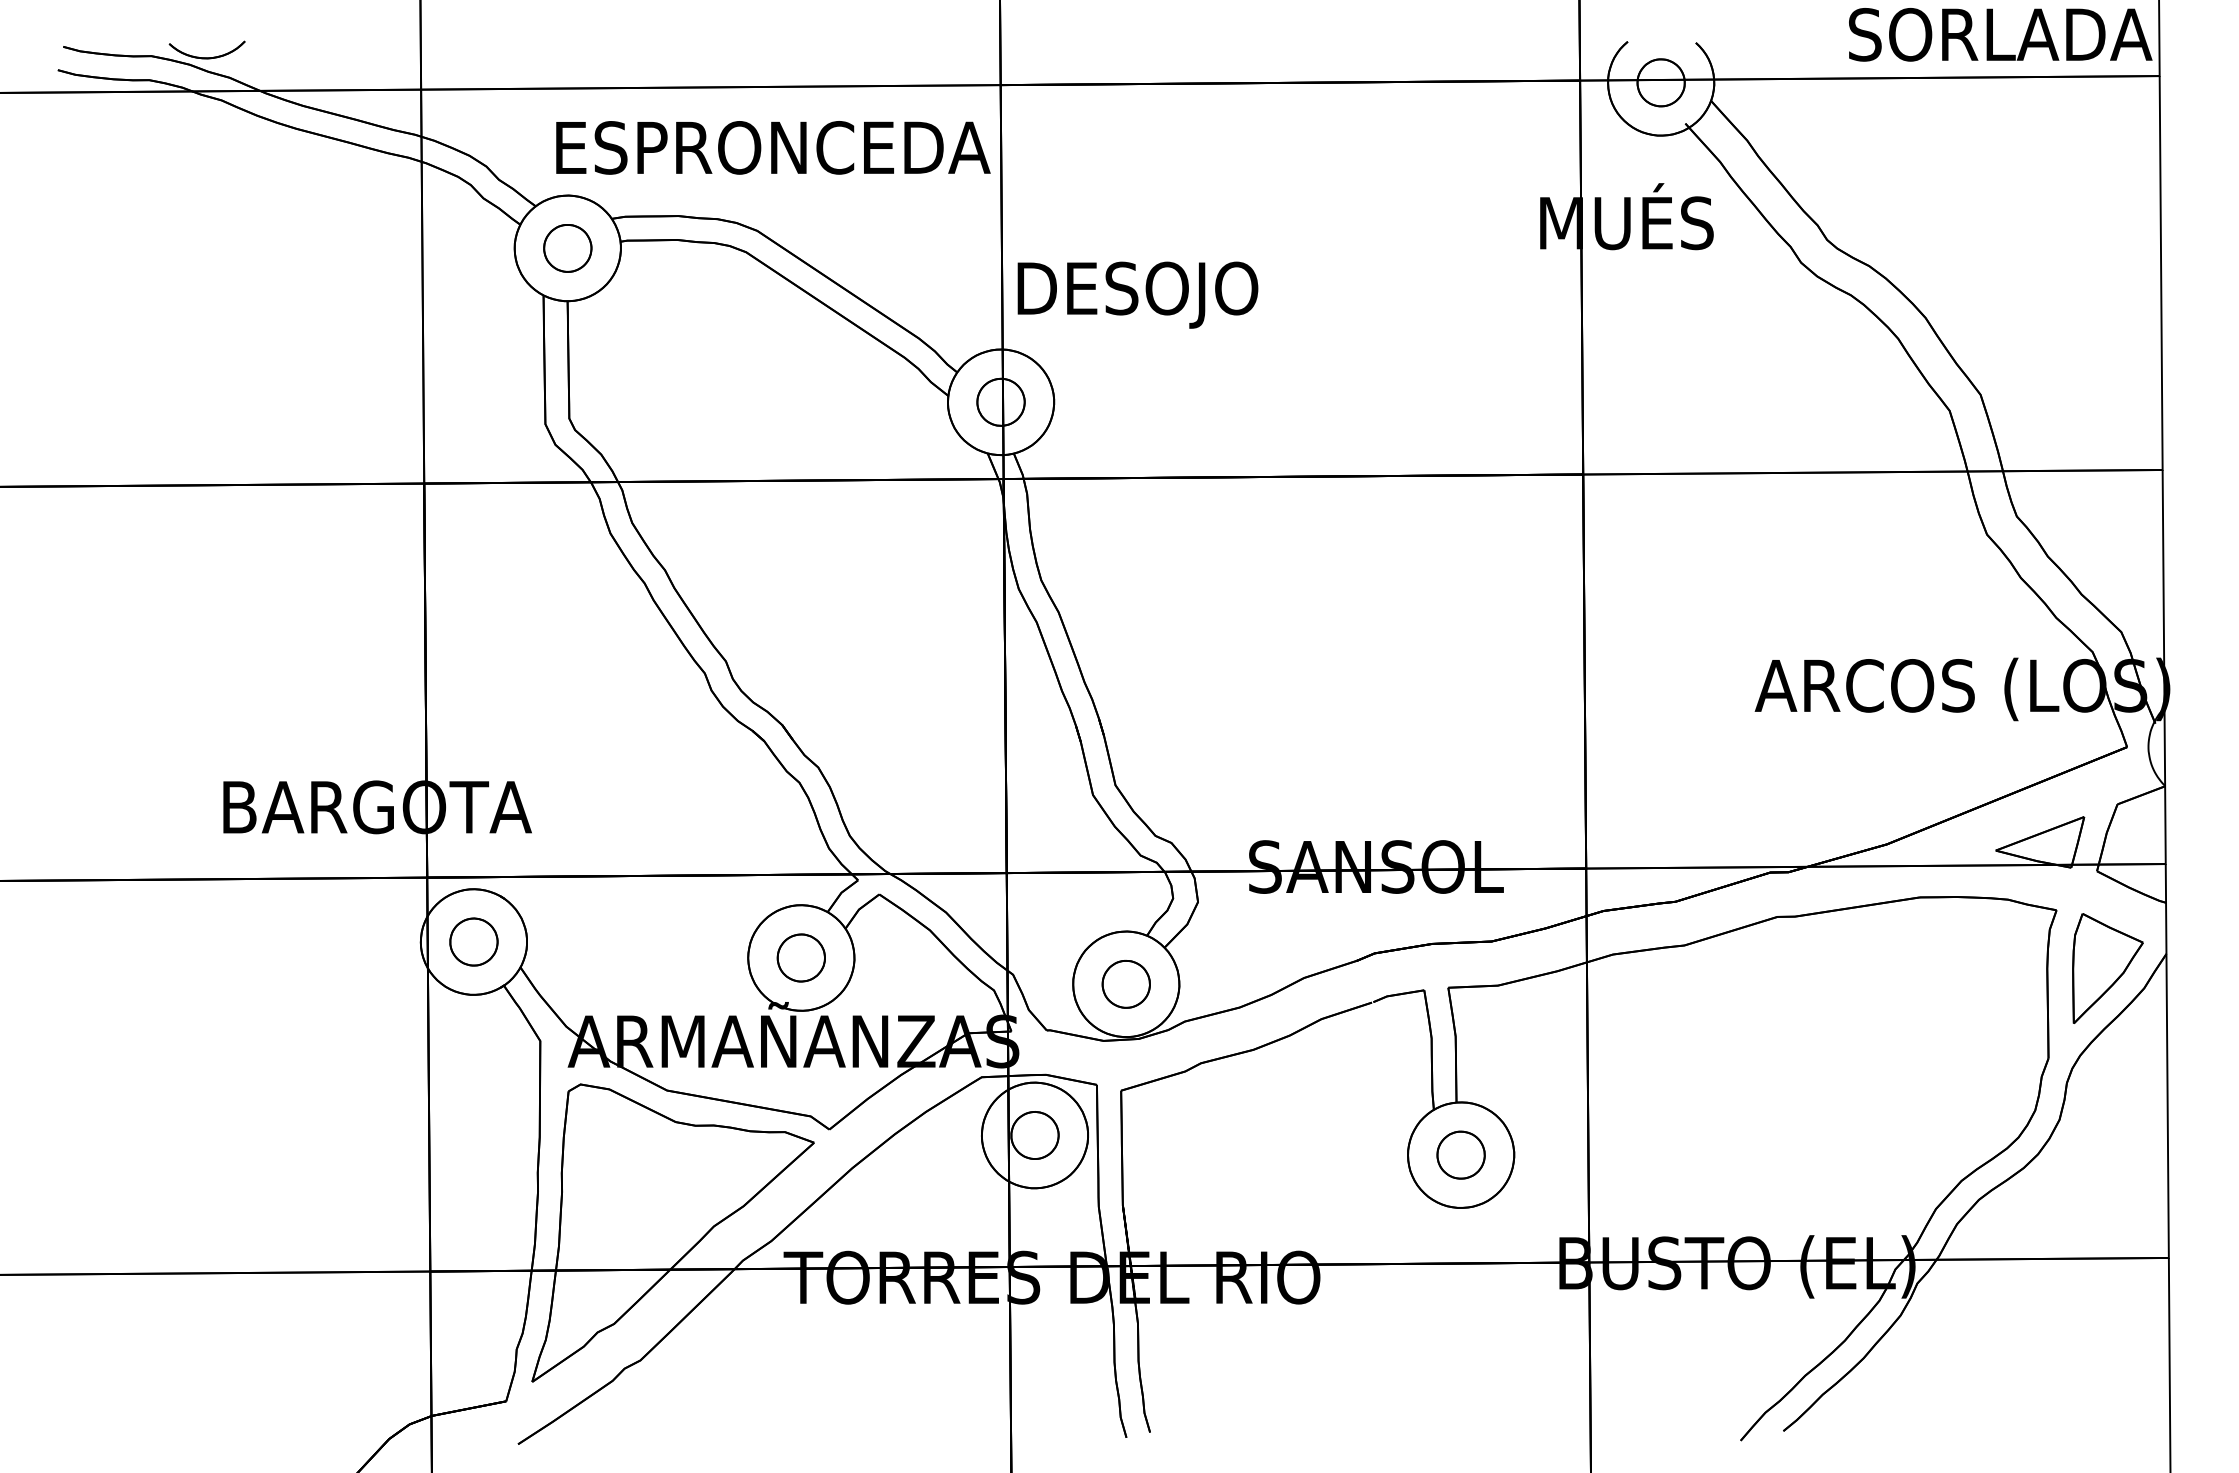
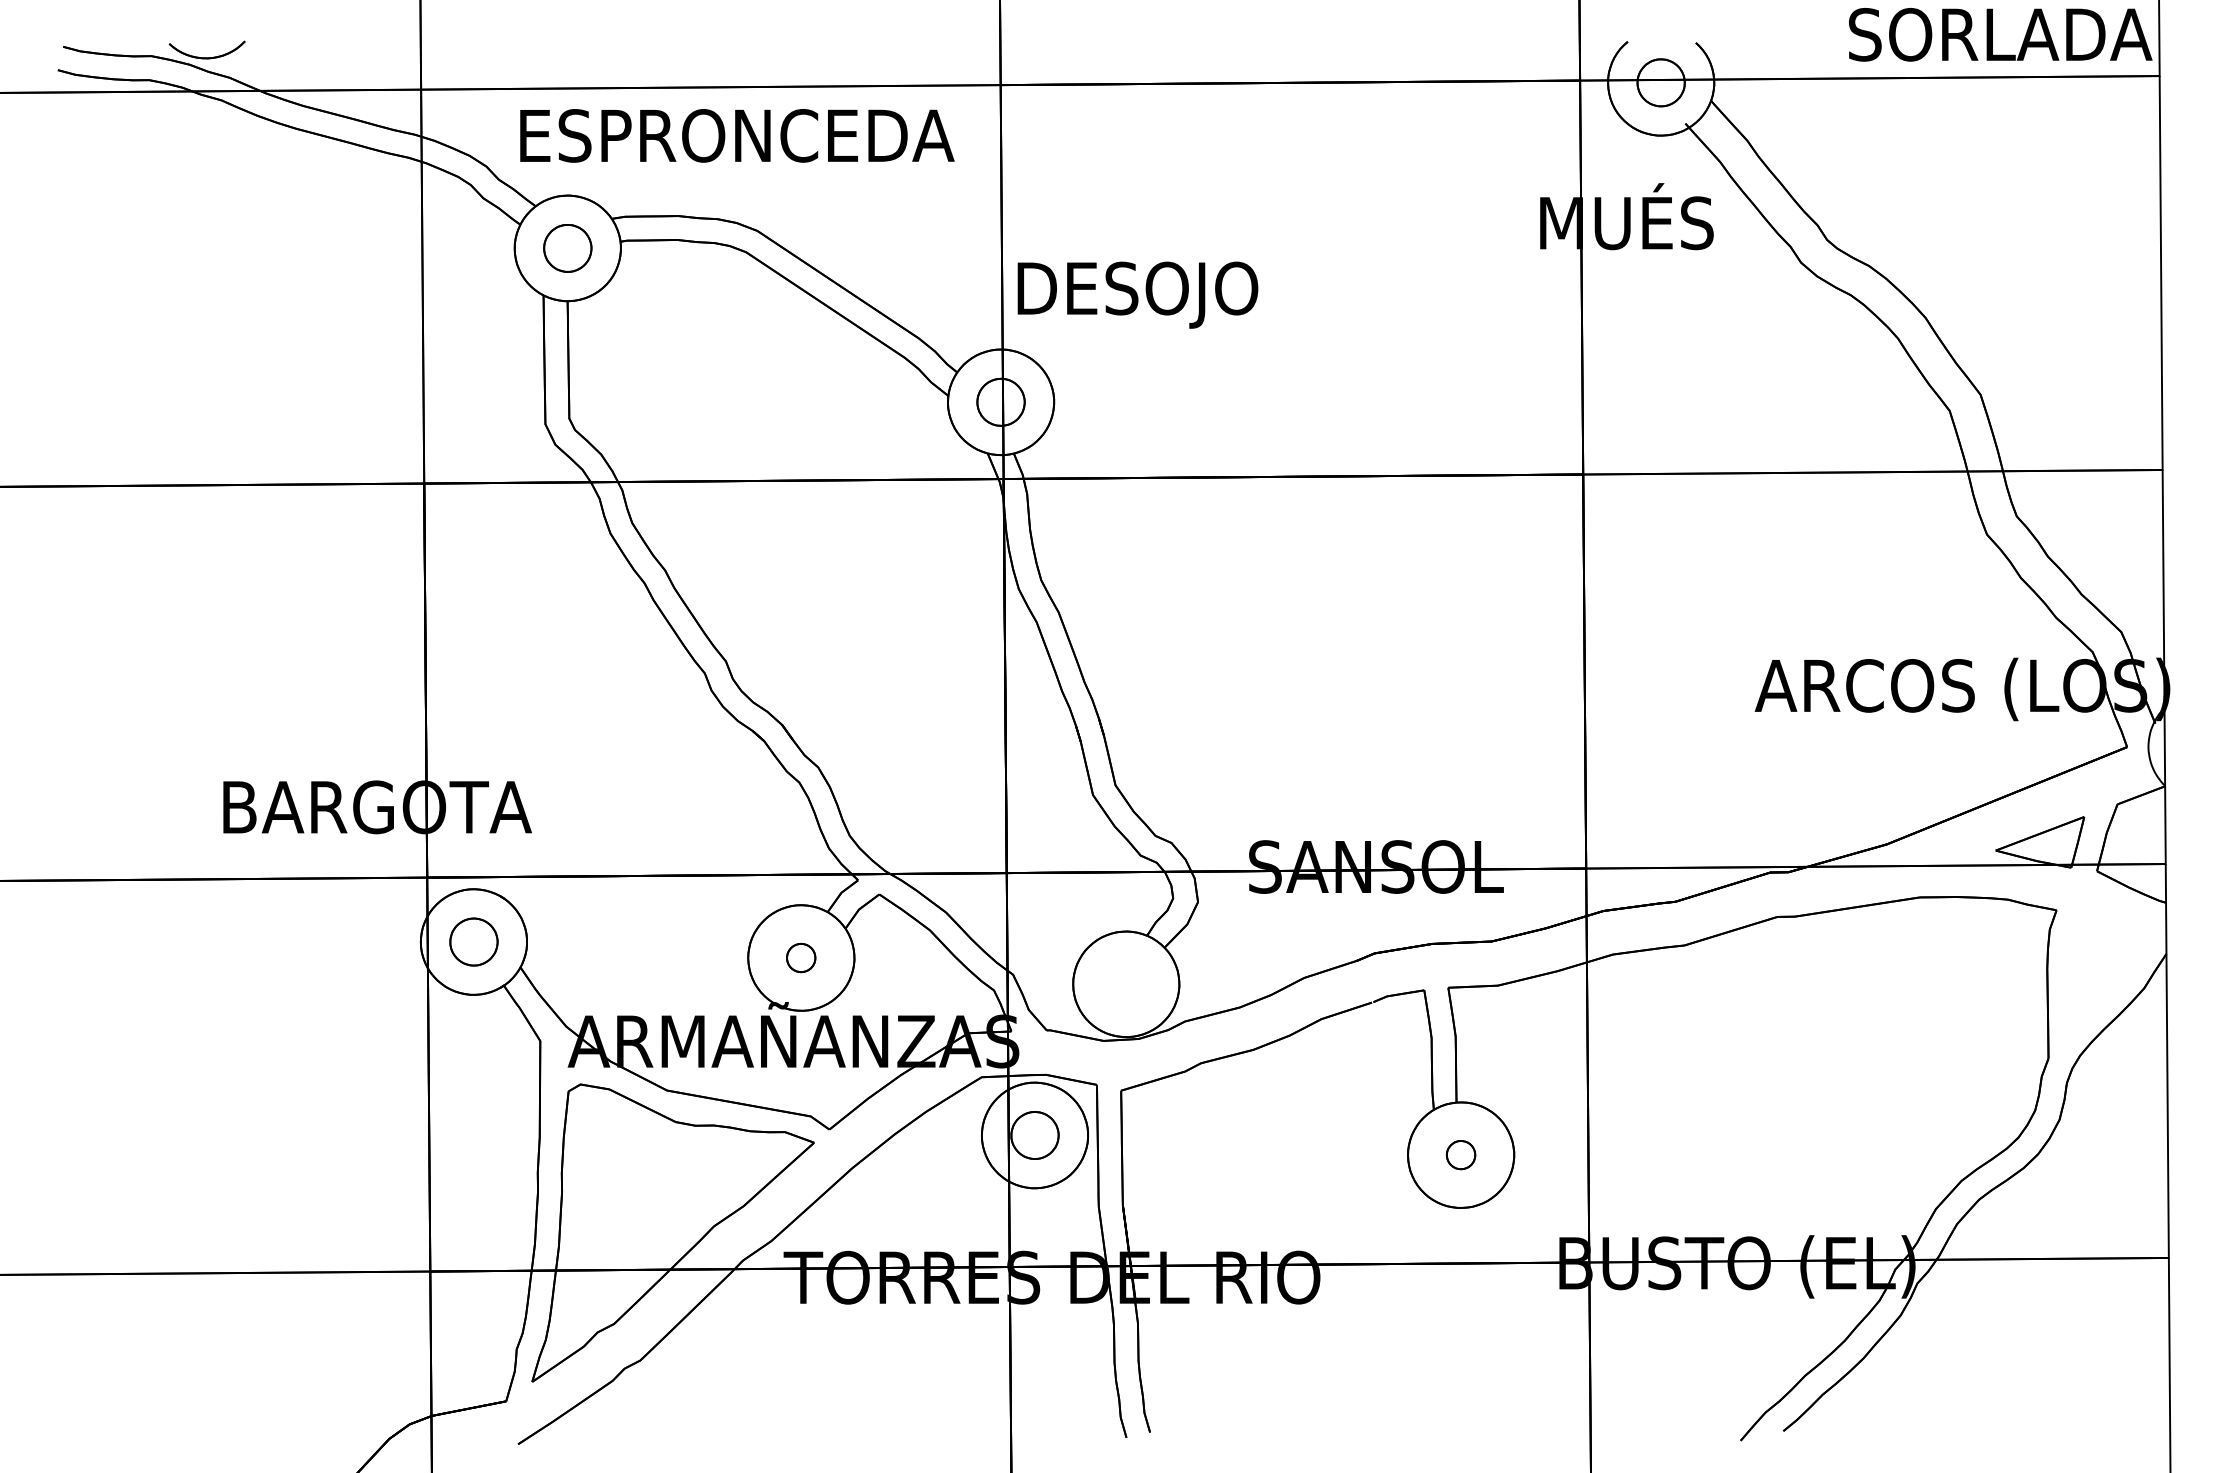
text position: (773, 147) -> (737, 135) (737, 135)
part size: 50x50 px -> 31x32 px (801, 957)
part: present -> none (2107, 968)
part: present -> none (1125, 984)
part size: 50x50 px -> 31x31 px (1461, 1155)
